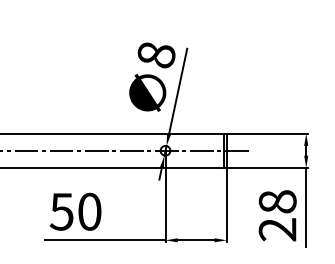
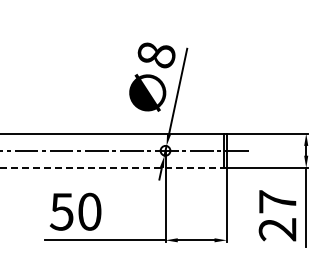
line: solid -> dashed (113, 167)
text: 28 -> 27 (277, 201)
